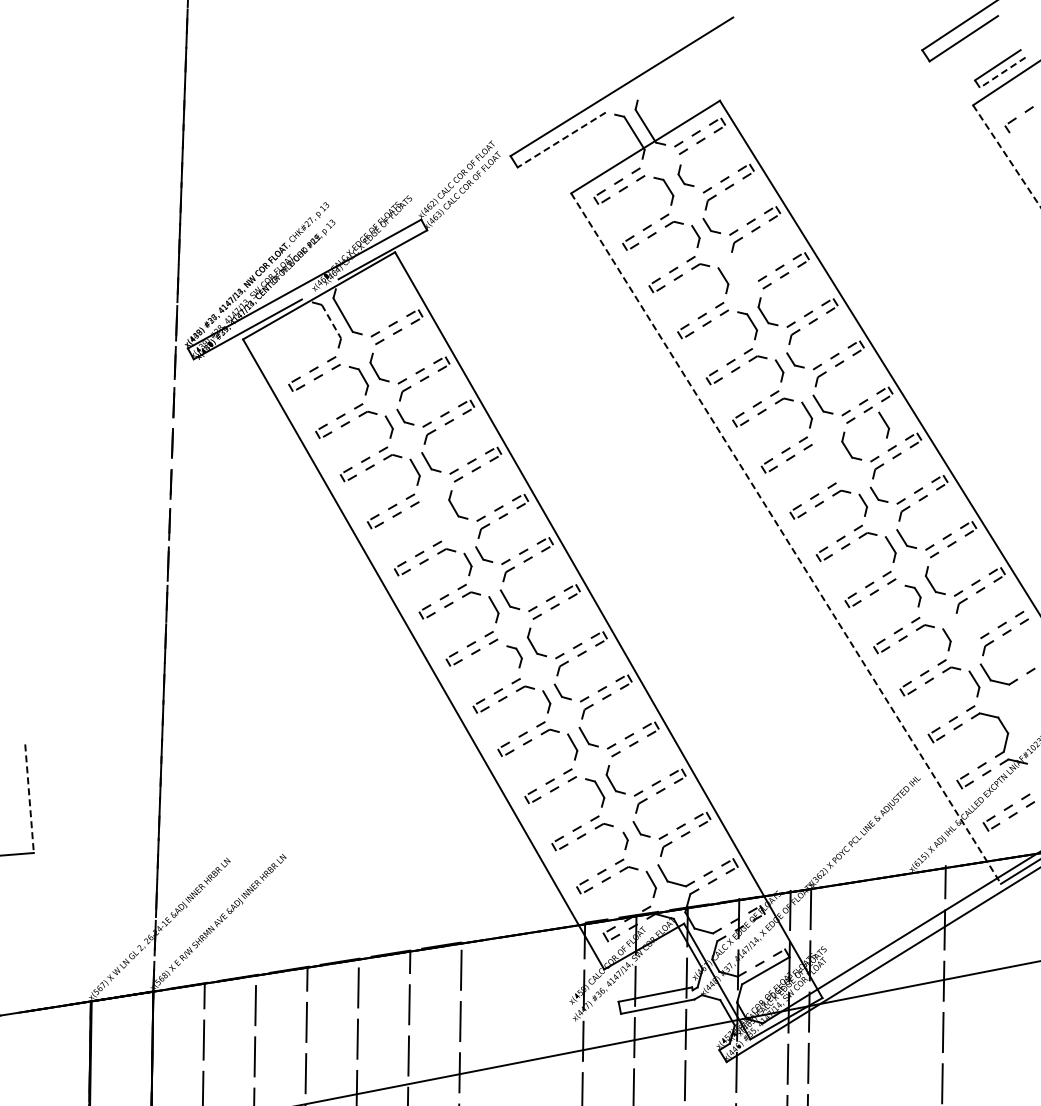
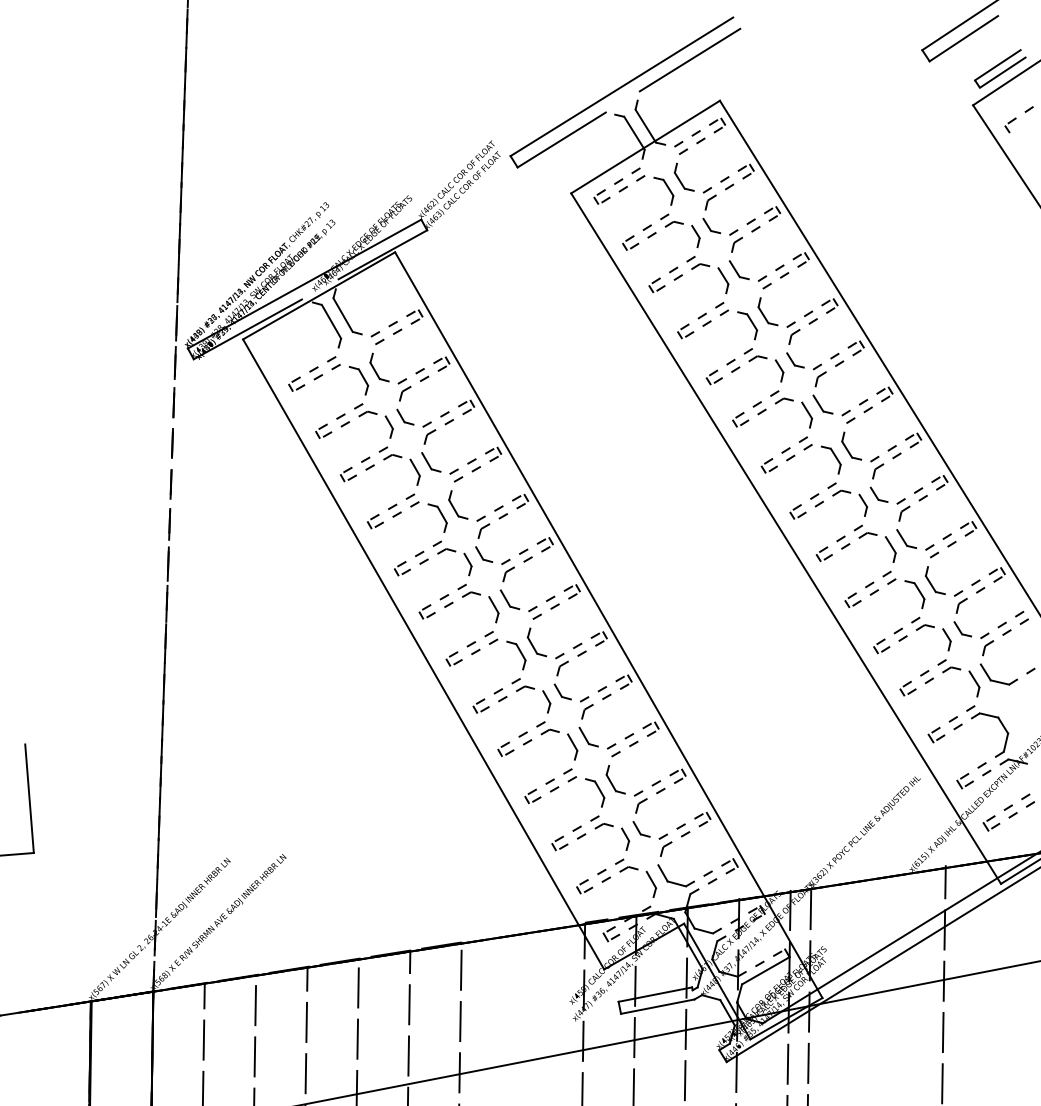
line: none -> present (689, 59)
line: dashed -> solid (1002, 72)
line: dashed -> solid (561, 140)
line: dashed -> solid (1007, 156)
part size: 18x23 px -> 22x30 px (683, 176)
part: none -> present (738, 270)
line: dashed -> solid (331, 322)
part: present -> none (884, 424)
part: none -> present (831, 459)
part: none -> present (437, 517)
line: dashed -> solid (786, 538)
part size: 18x24 px -> 22x30 px (914, 594)
part: none -> present (962, 629)
part size: 17x24 px -> 21x31 px (516, 655)
line: dashed -> solid (29, 799)
part size: 7x20 px -> 10x24 px (625, 838)
